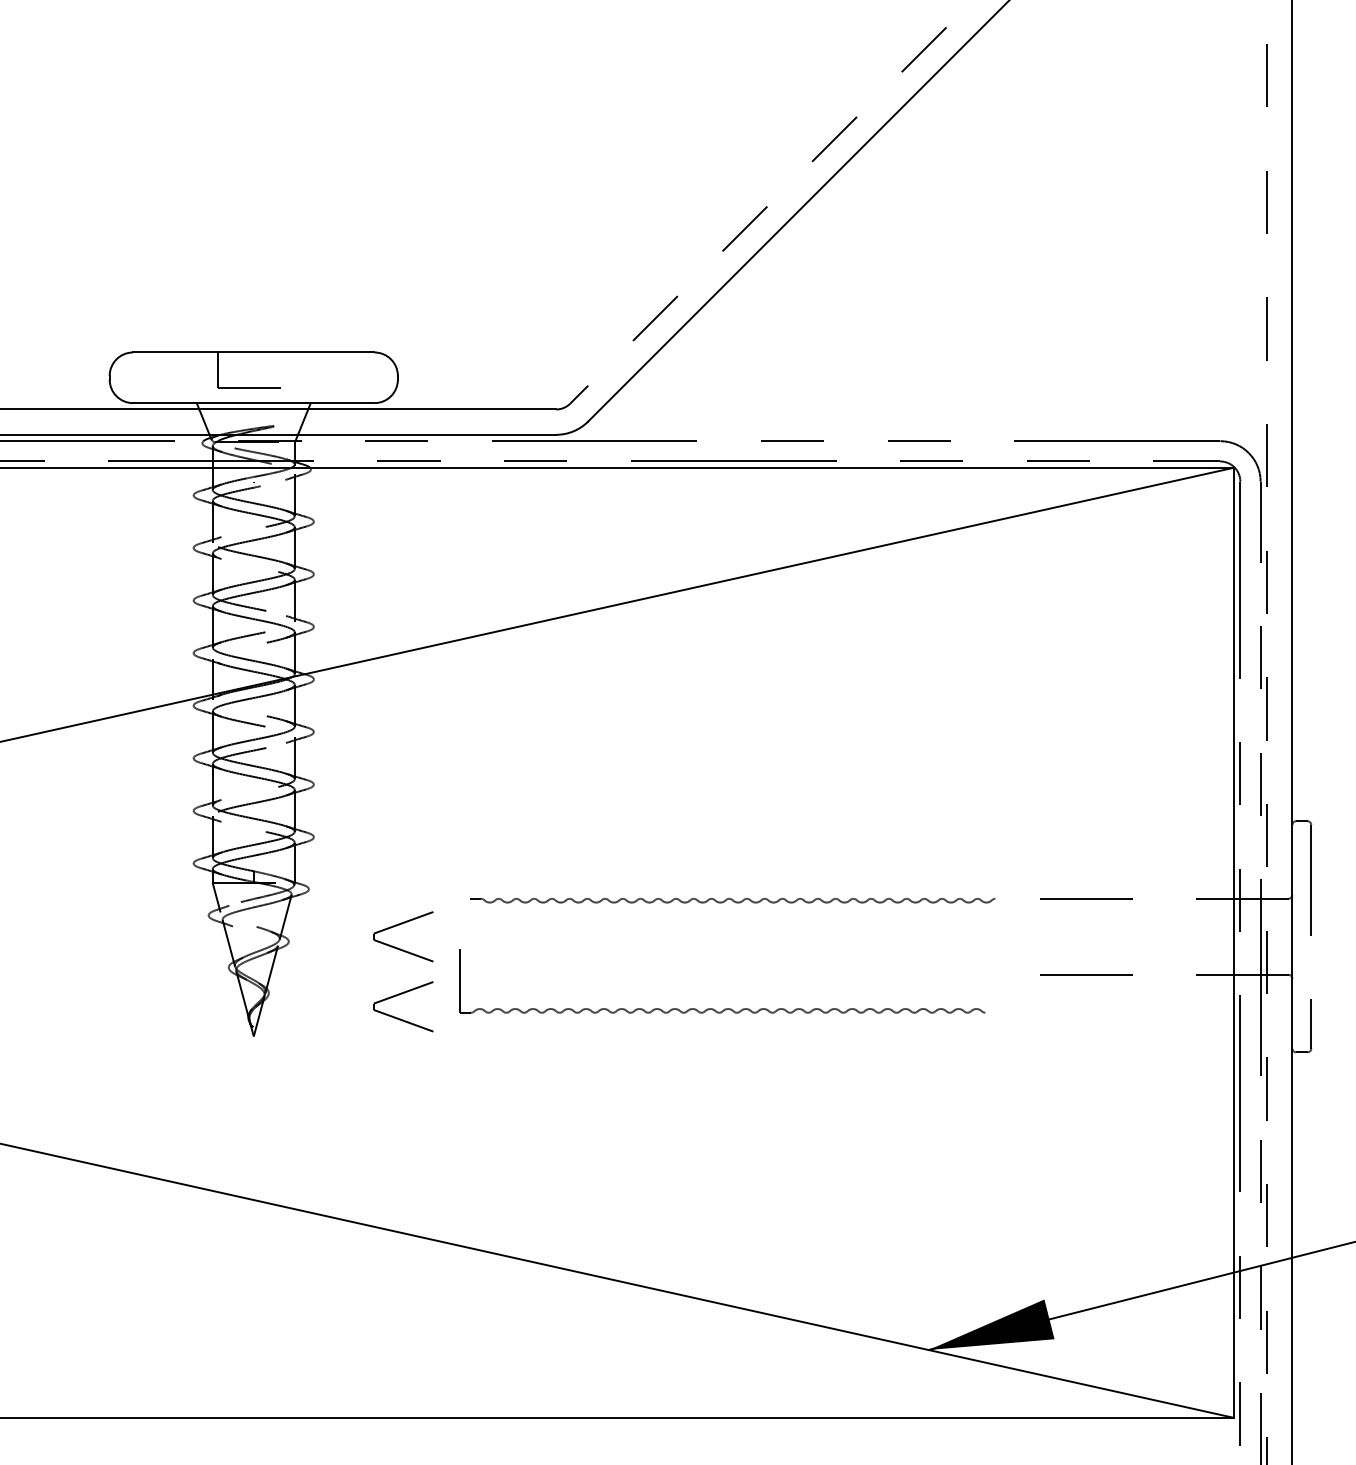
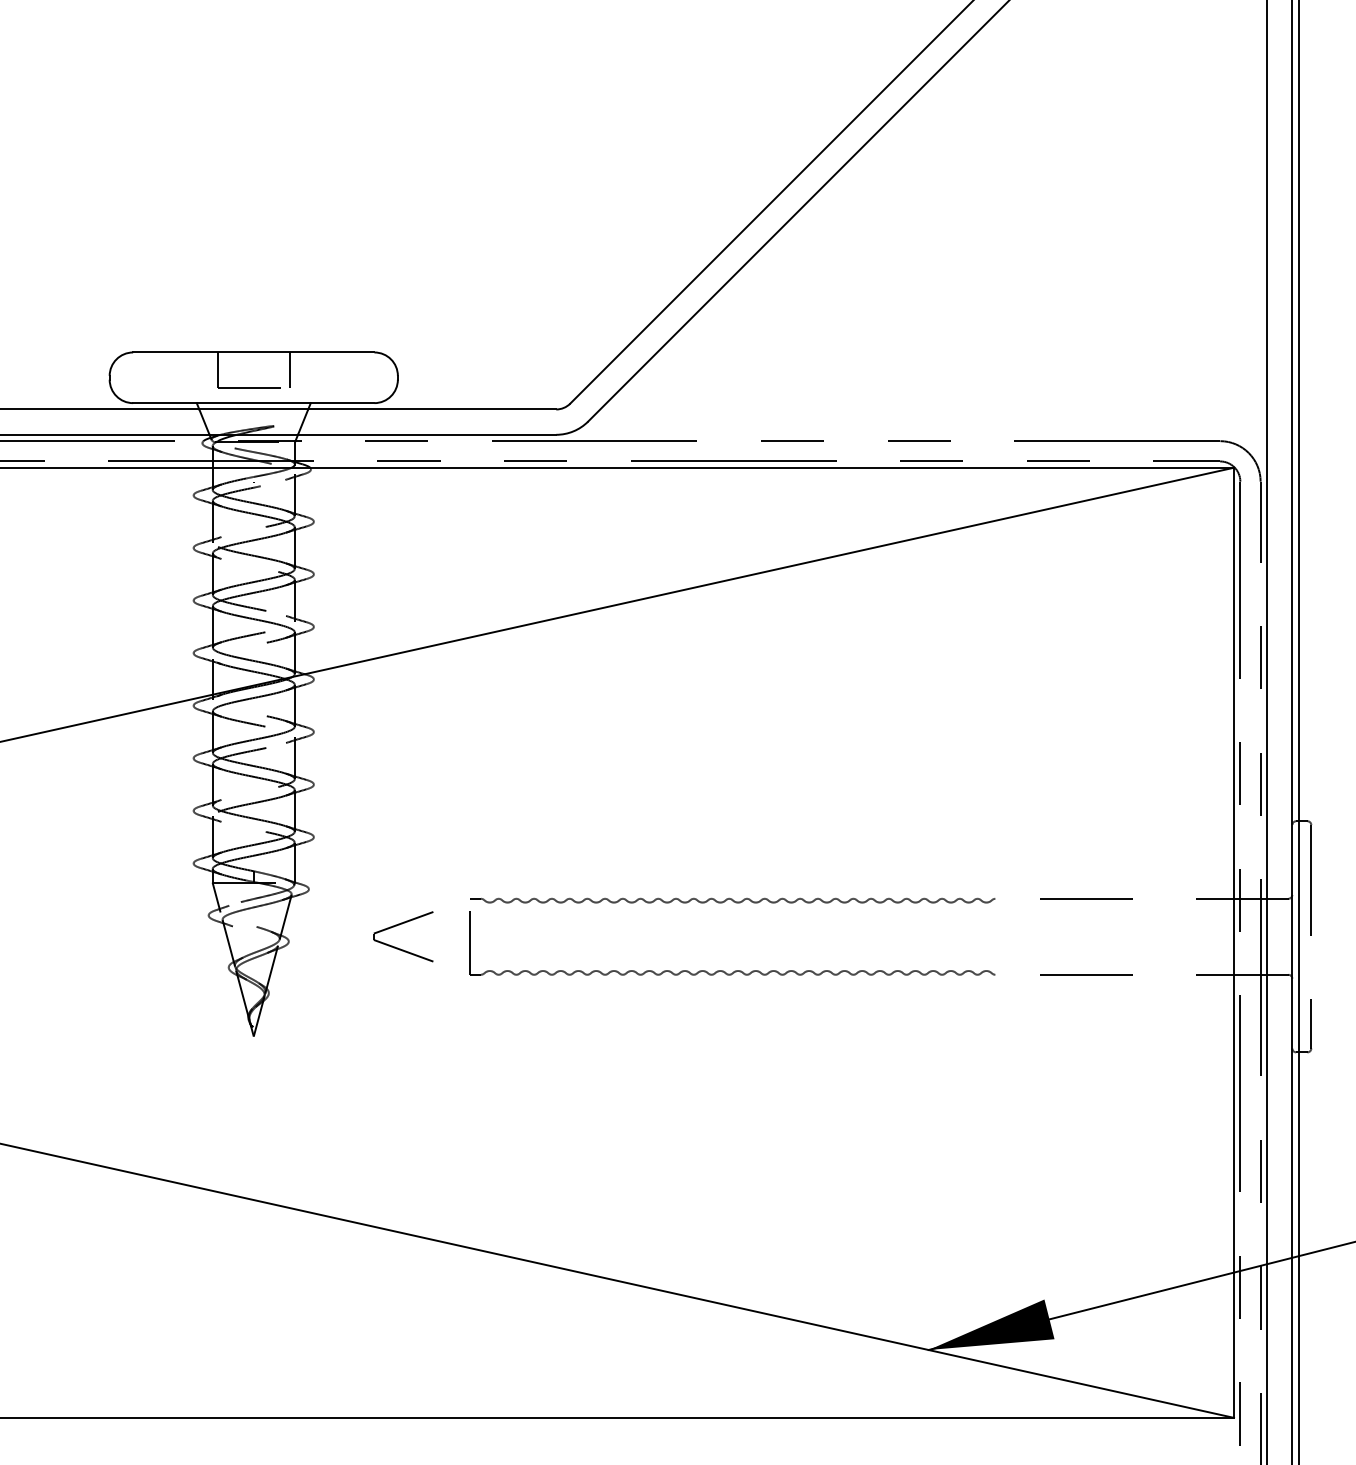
line: dashed -> solid (771, 202)
line: none -> present (289, 369)
line: none -> present (1298, 731)
line: dashed -> solid (1266, 732)
part: present -> none (399, 995)
part position: (725, 1008) -> (735, 970) (735, 970)
